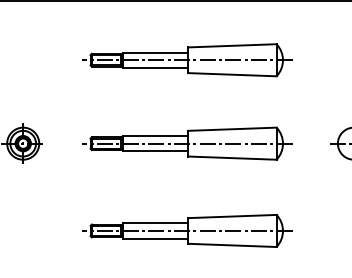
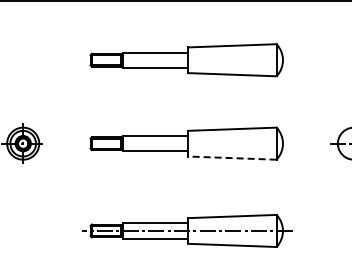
line: present -> none (187, 60)
line: present -> none (187, 143)
line: solid -> dashed (231, 158)
